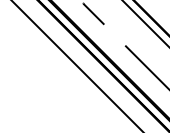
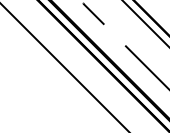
line position: (76, 65) -> (64, 67) (64, 67)
